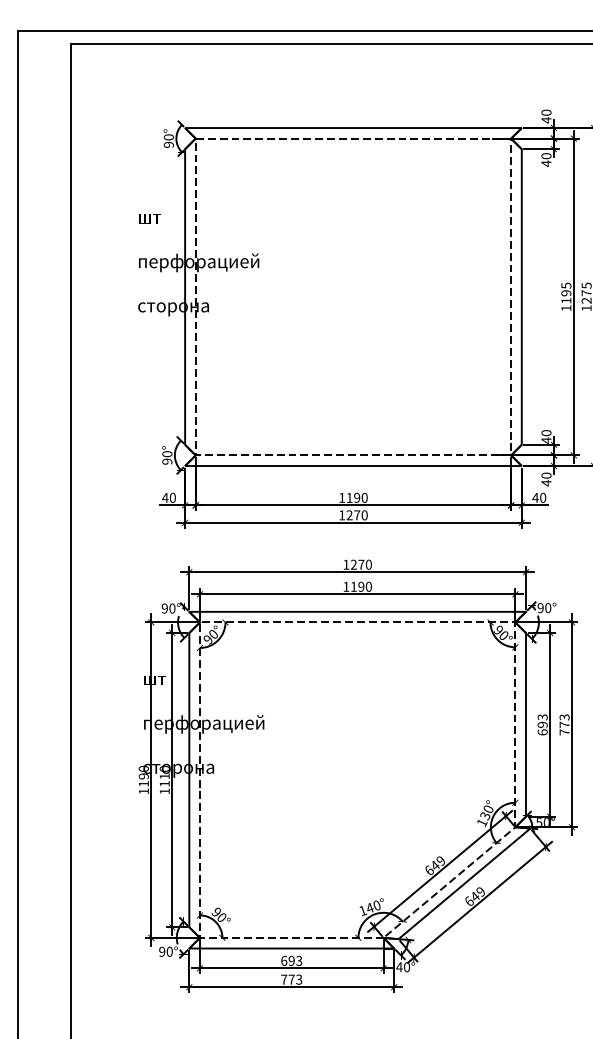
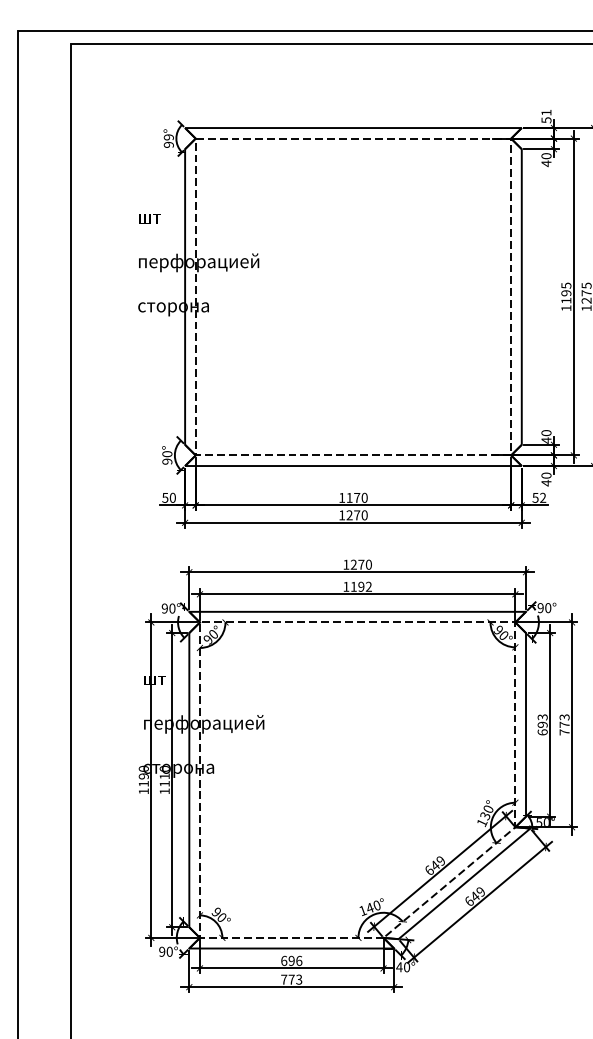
text: 40 -> 51 (546, 116)
text: 90° -> 99° (168, 137)
text: 40 -> 50 (165, 497)
text: 1190 -> 1170 (357, 497)
text: 40 -> 52 (539, 497)
text: 1190 -> 1192 (368, 586)
text: 693 -> 696 (299, 960)
